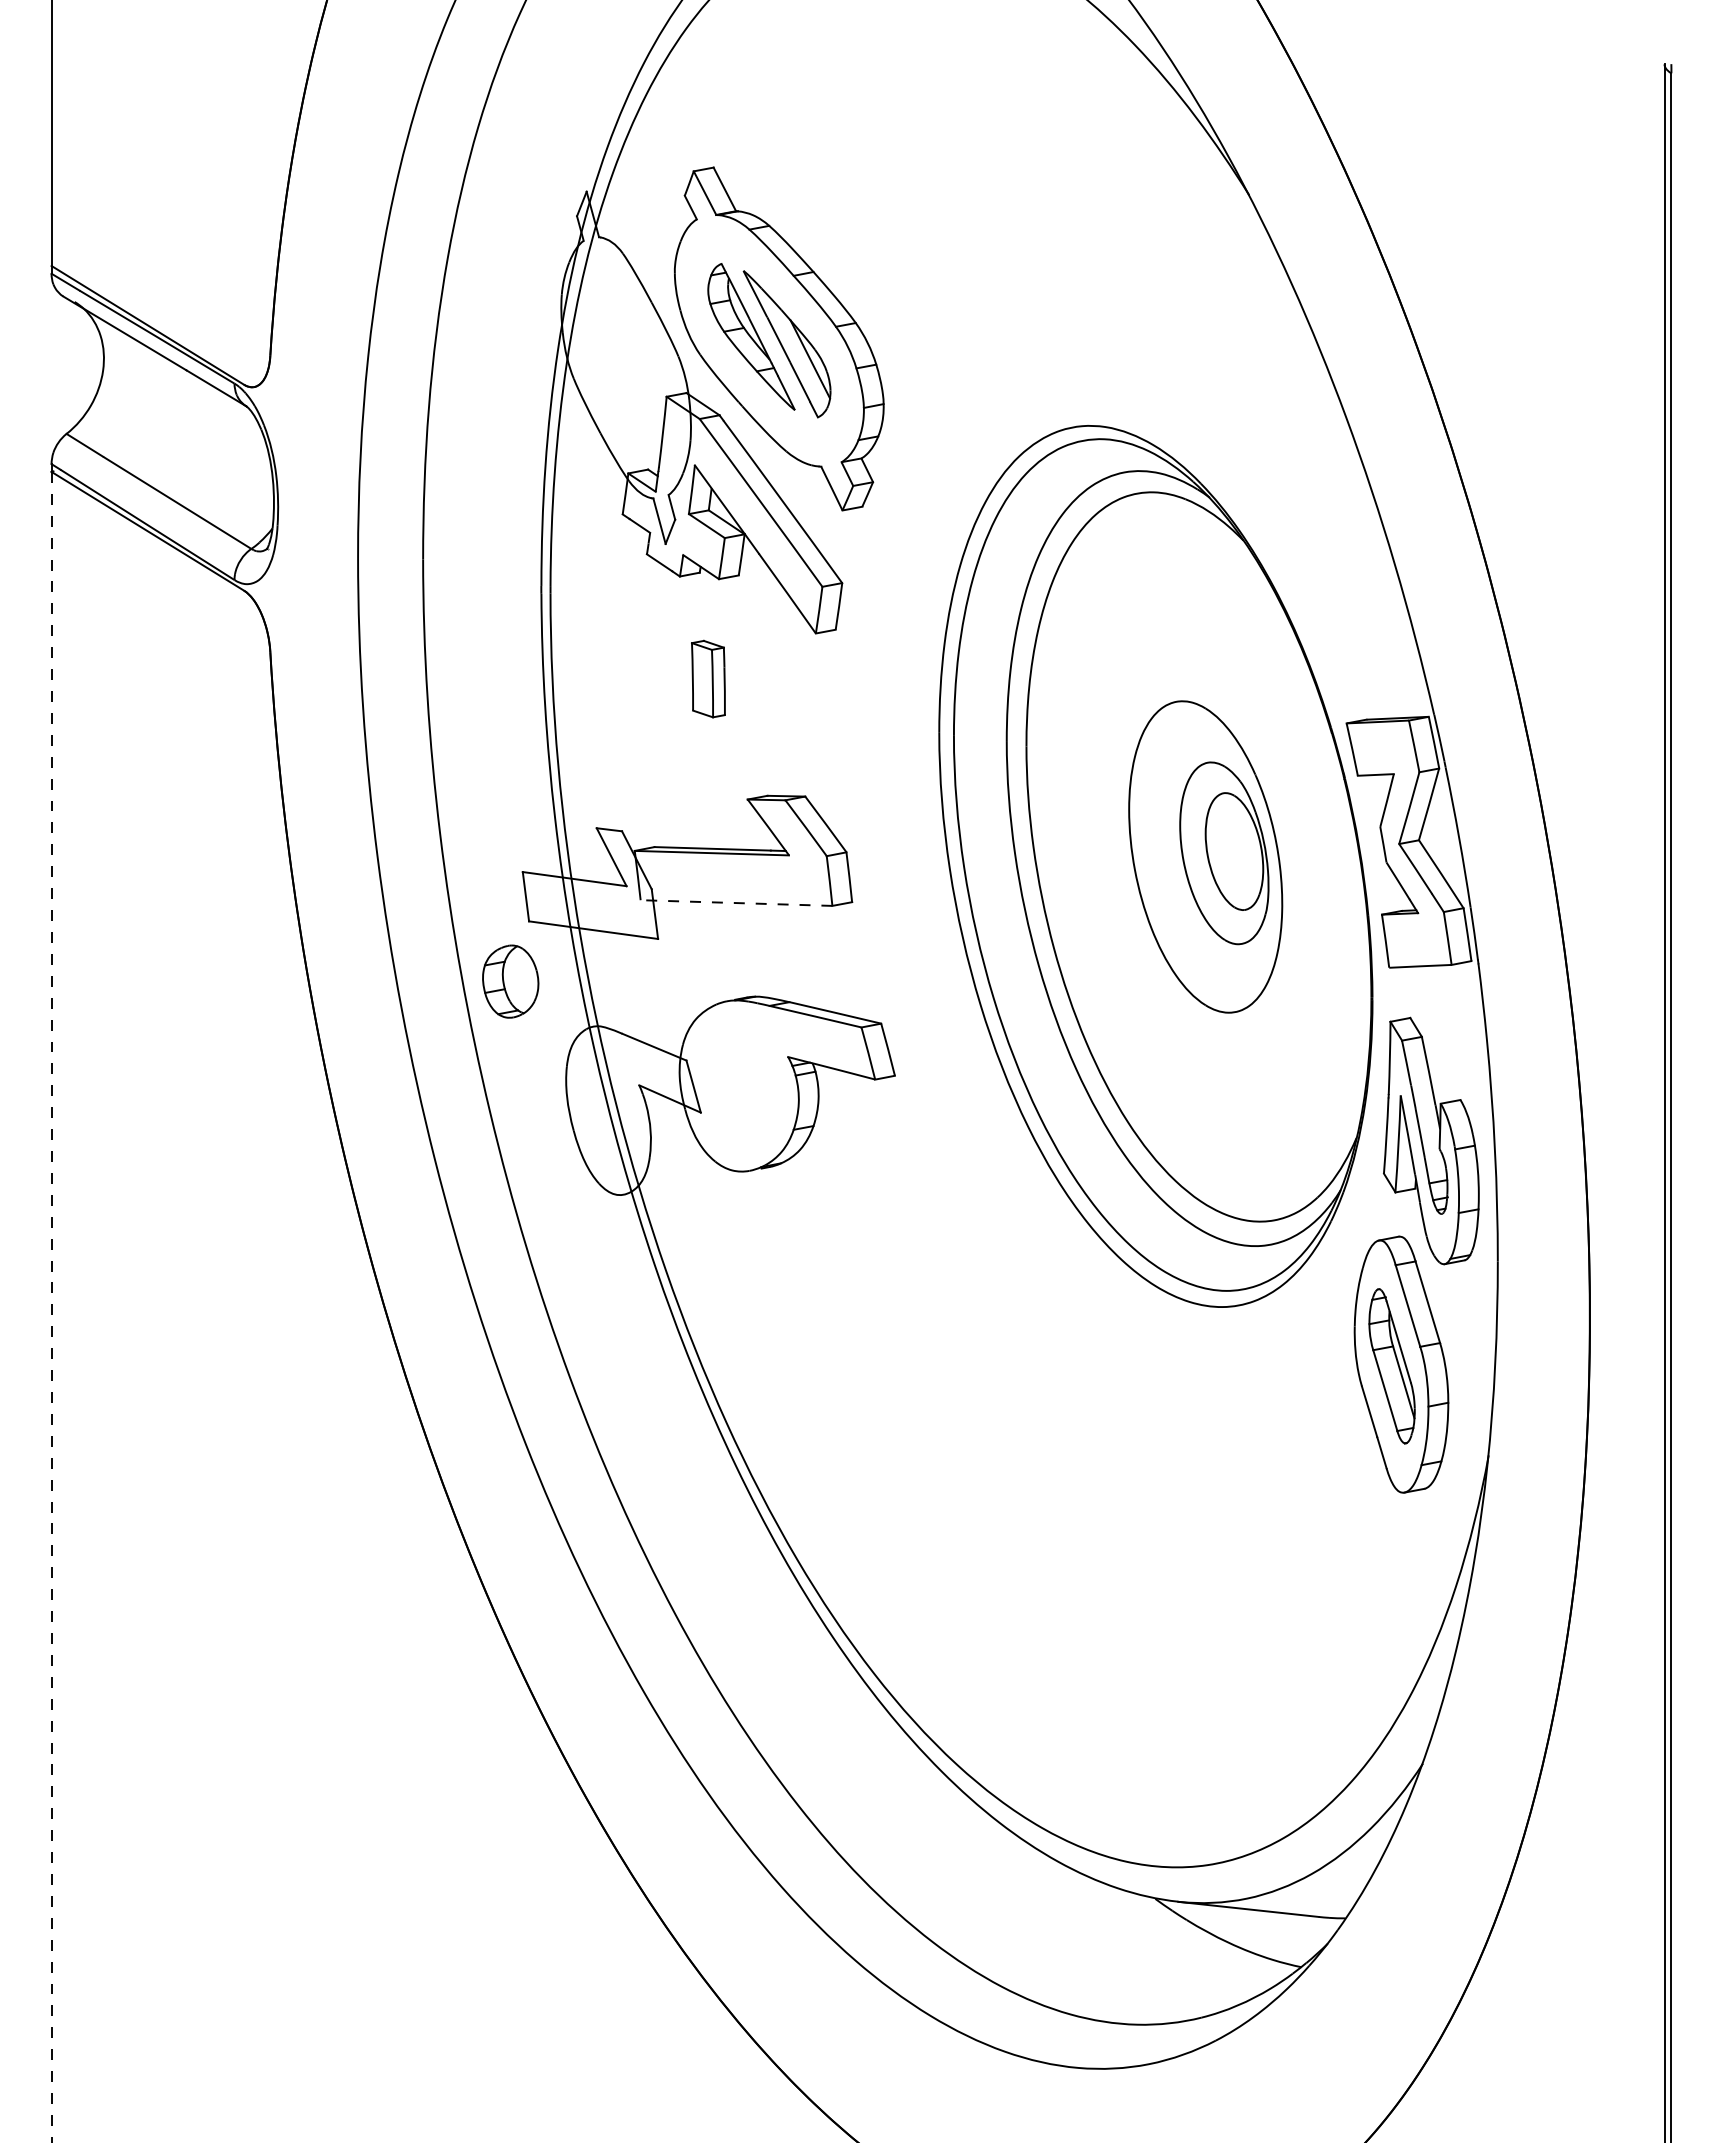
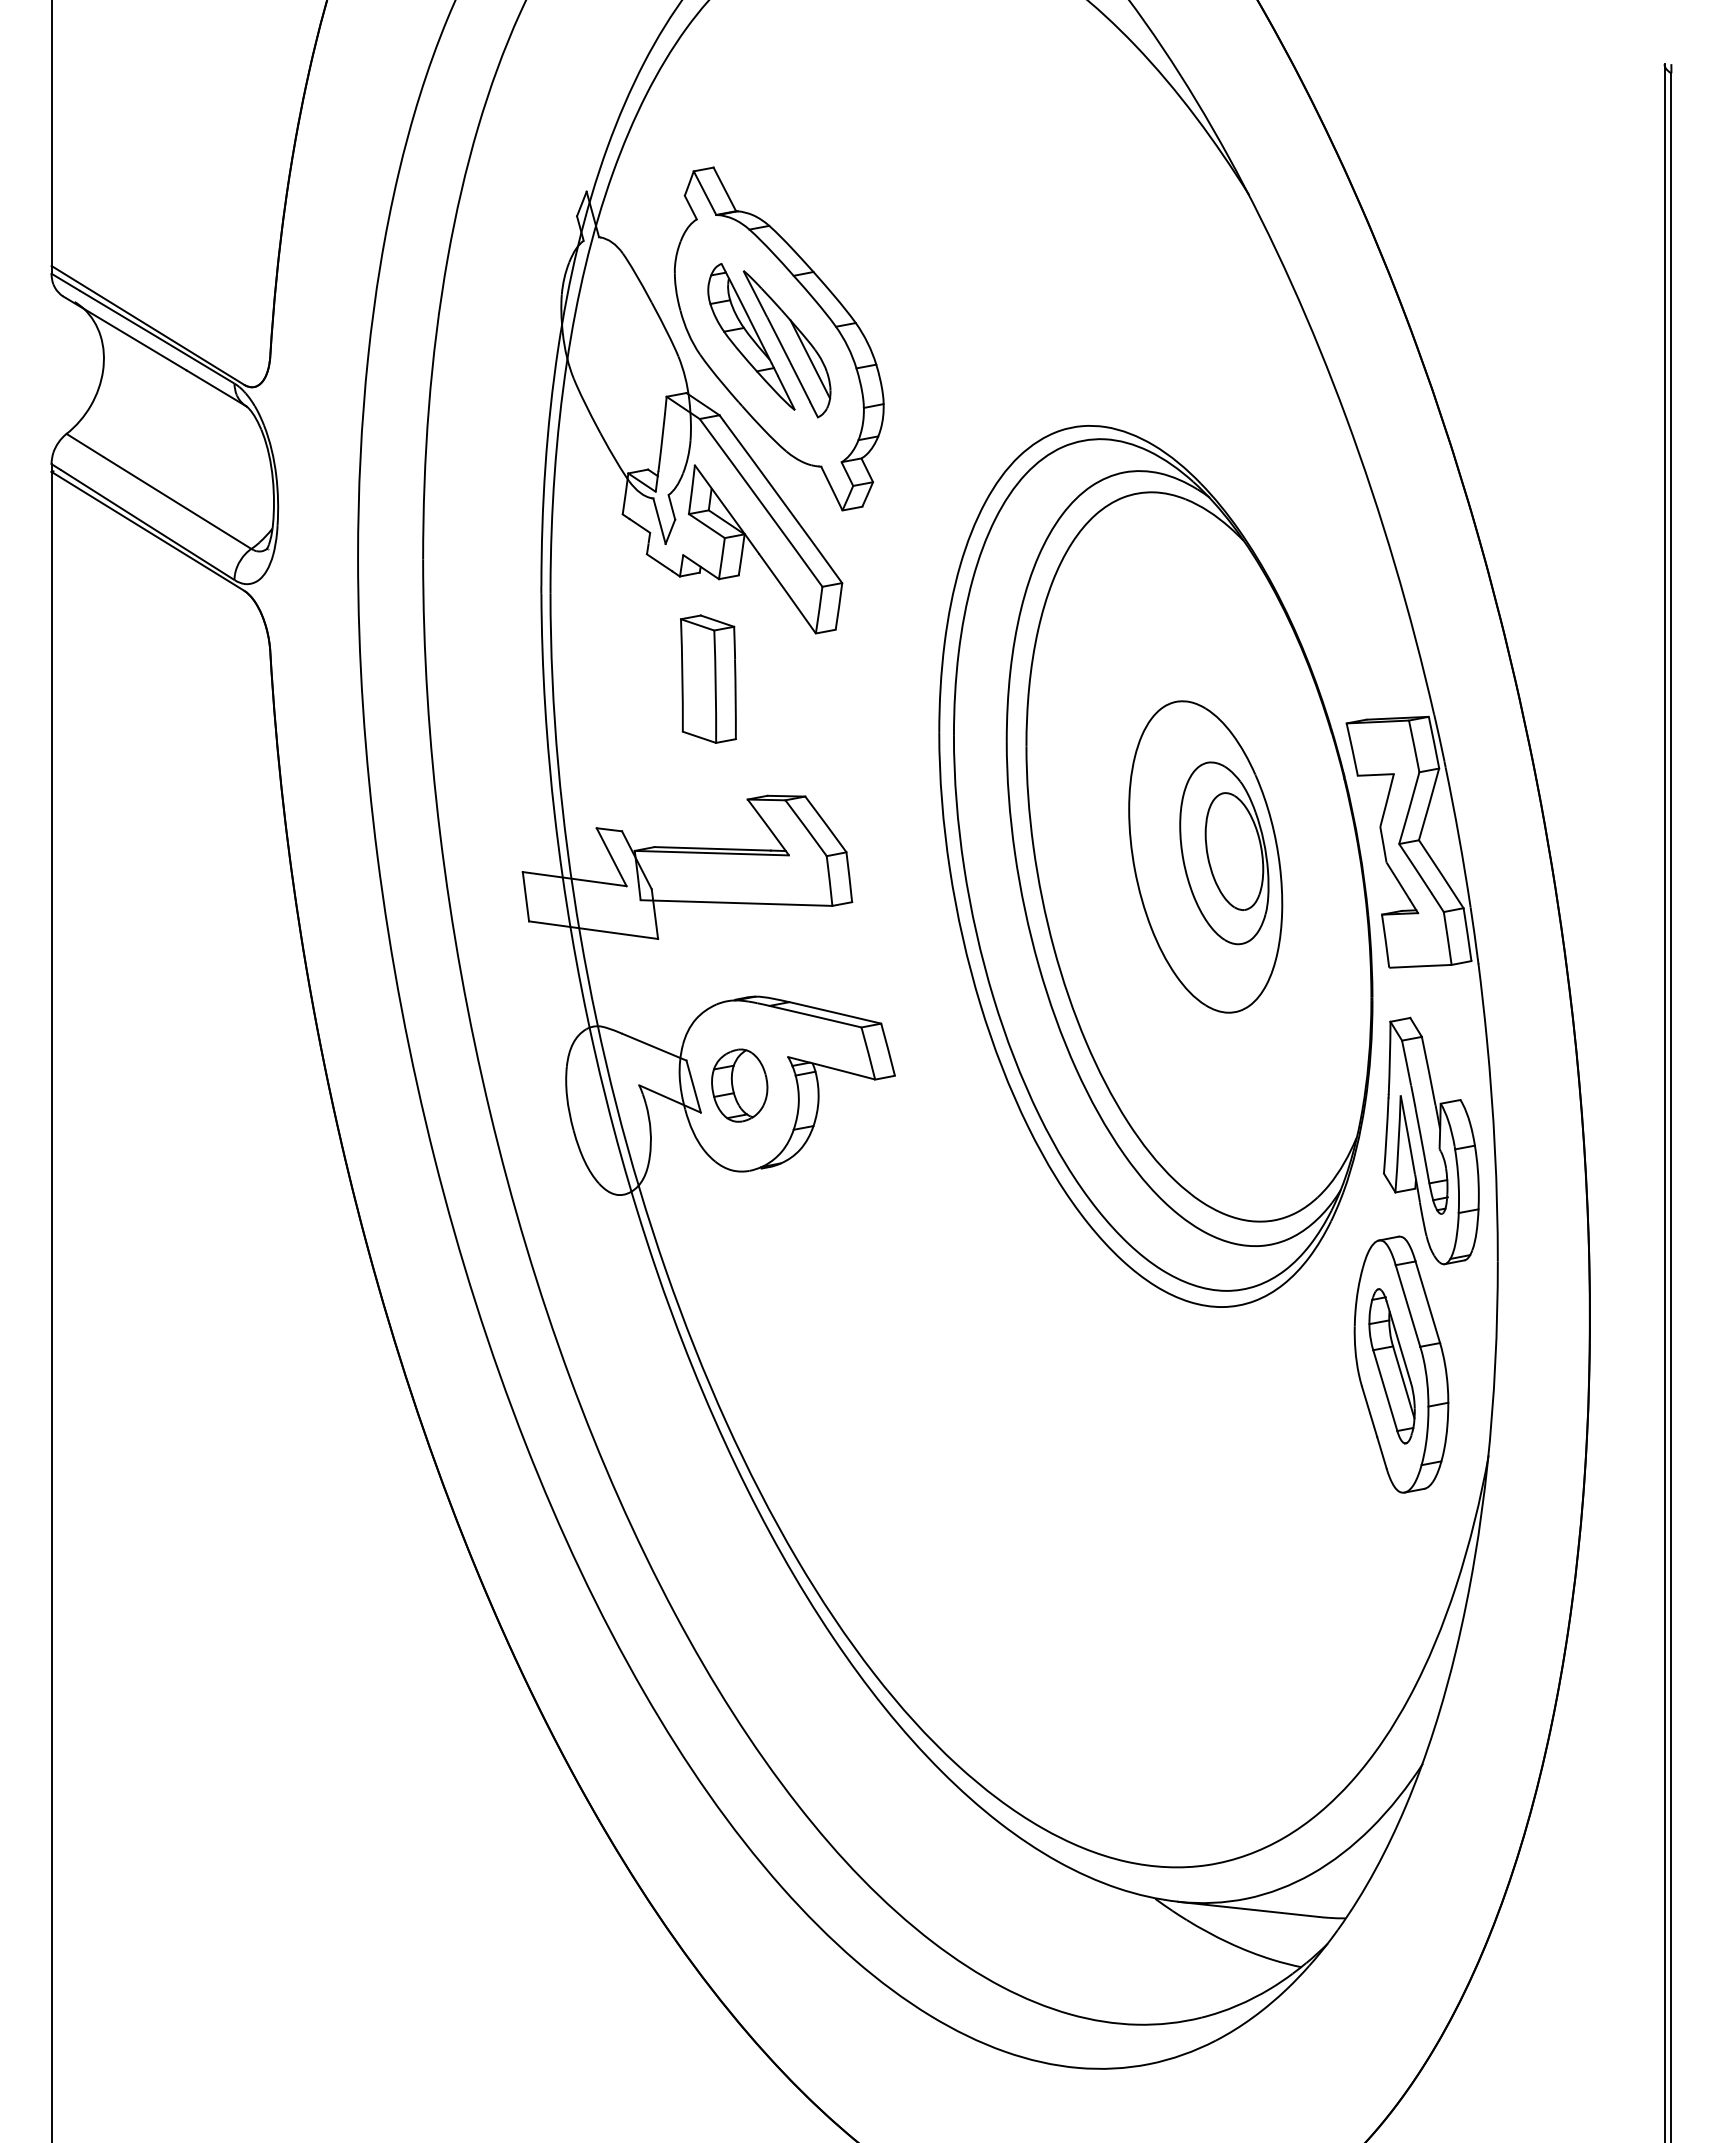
part size: 35x80 px -> 57x130 px (708, 678)
line: dashed -> solid (736, 903)
part position: (510, 981) -> (739, 1085) (739, 1085)
line: dashed -> solid (51, 1307)
